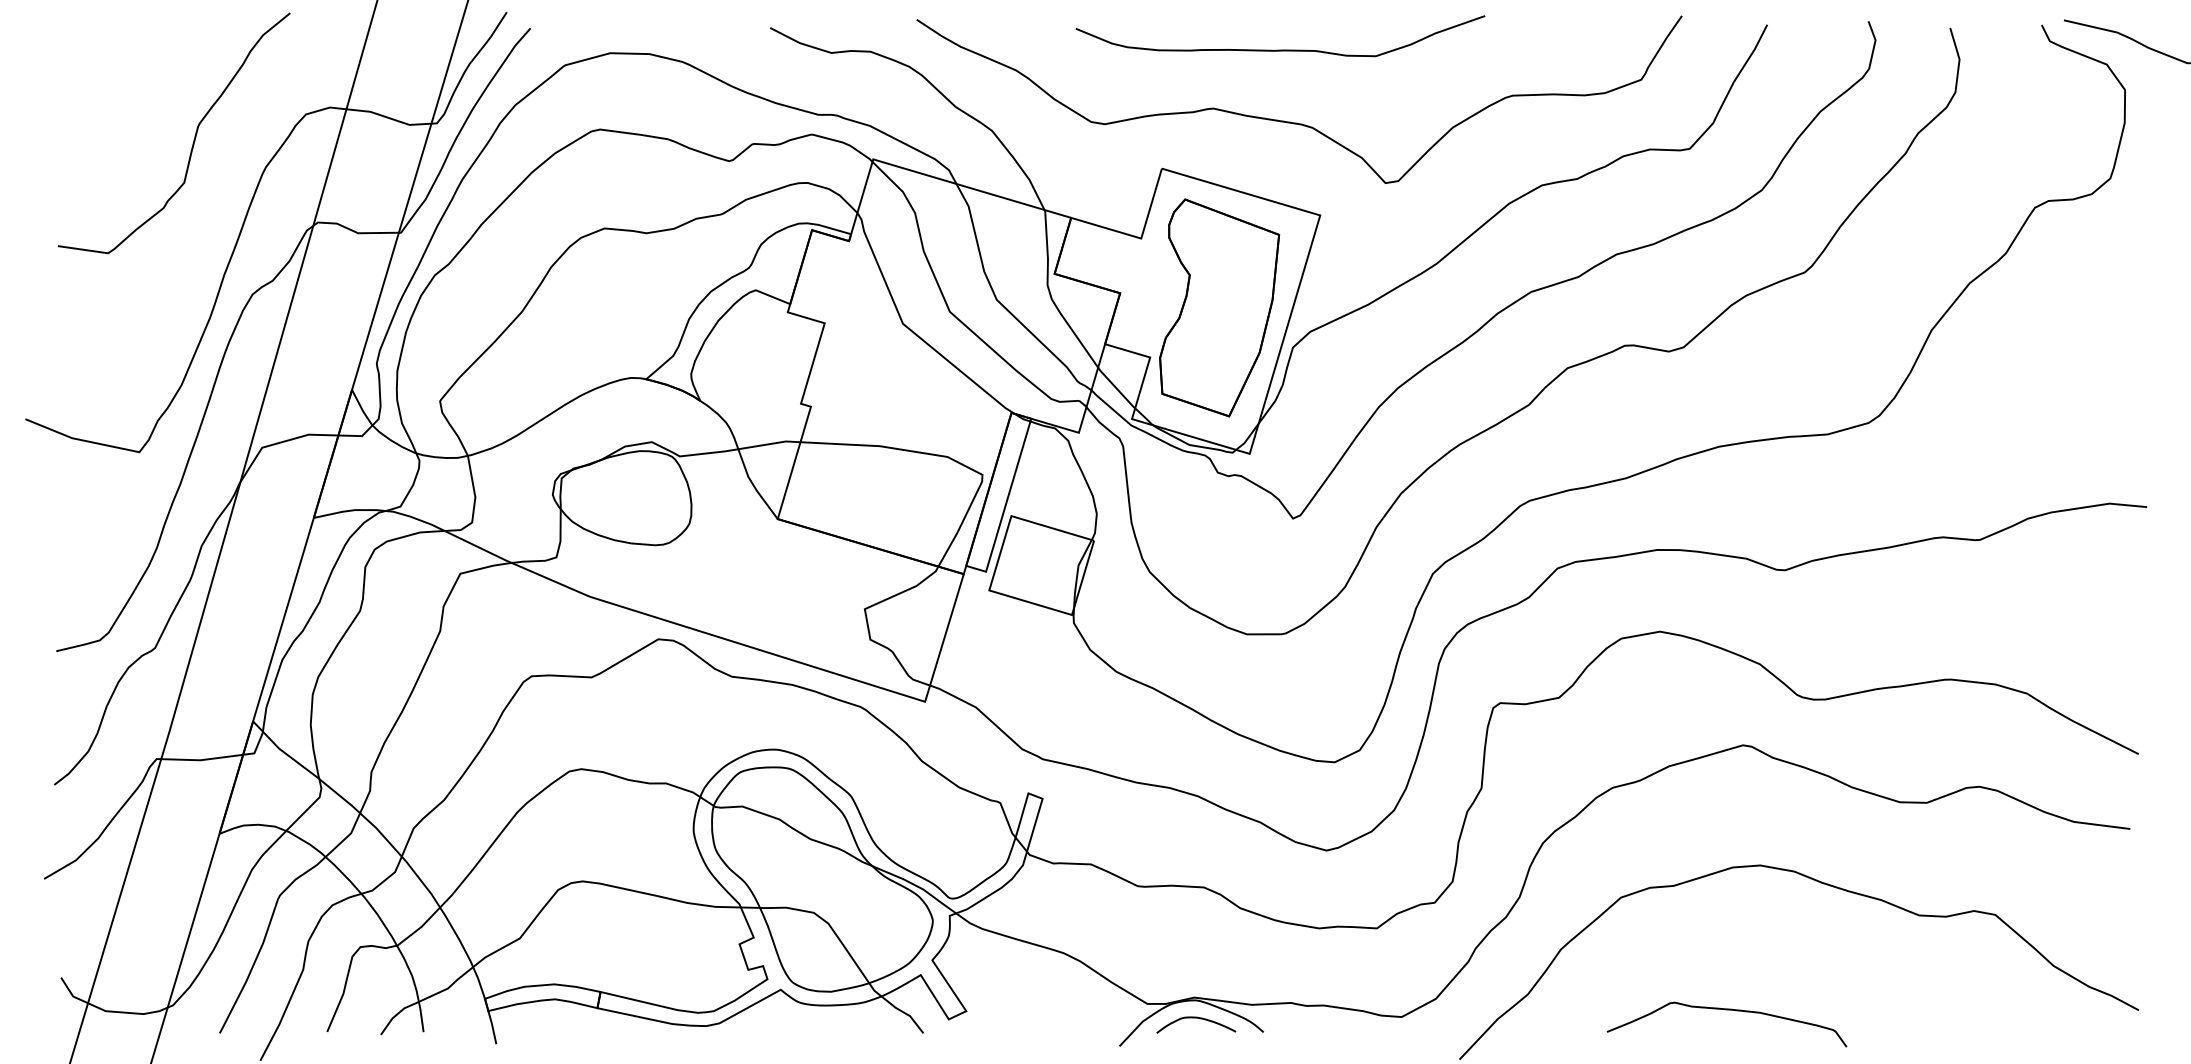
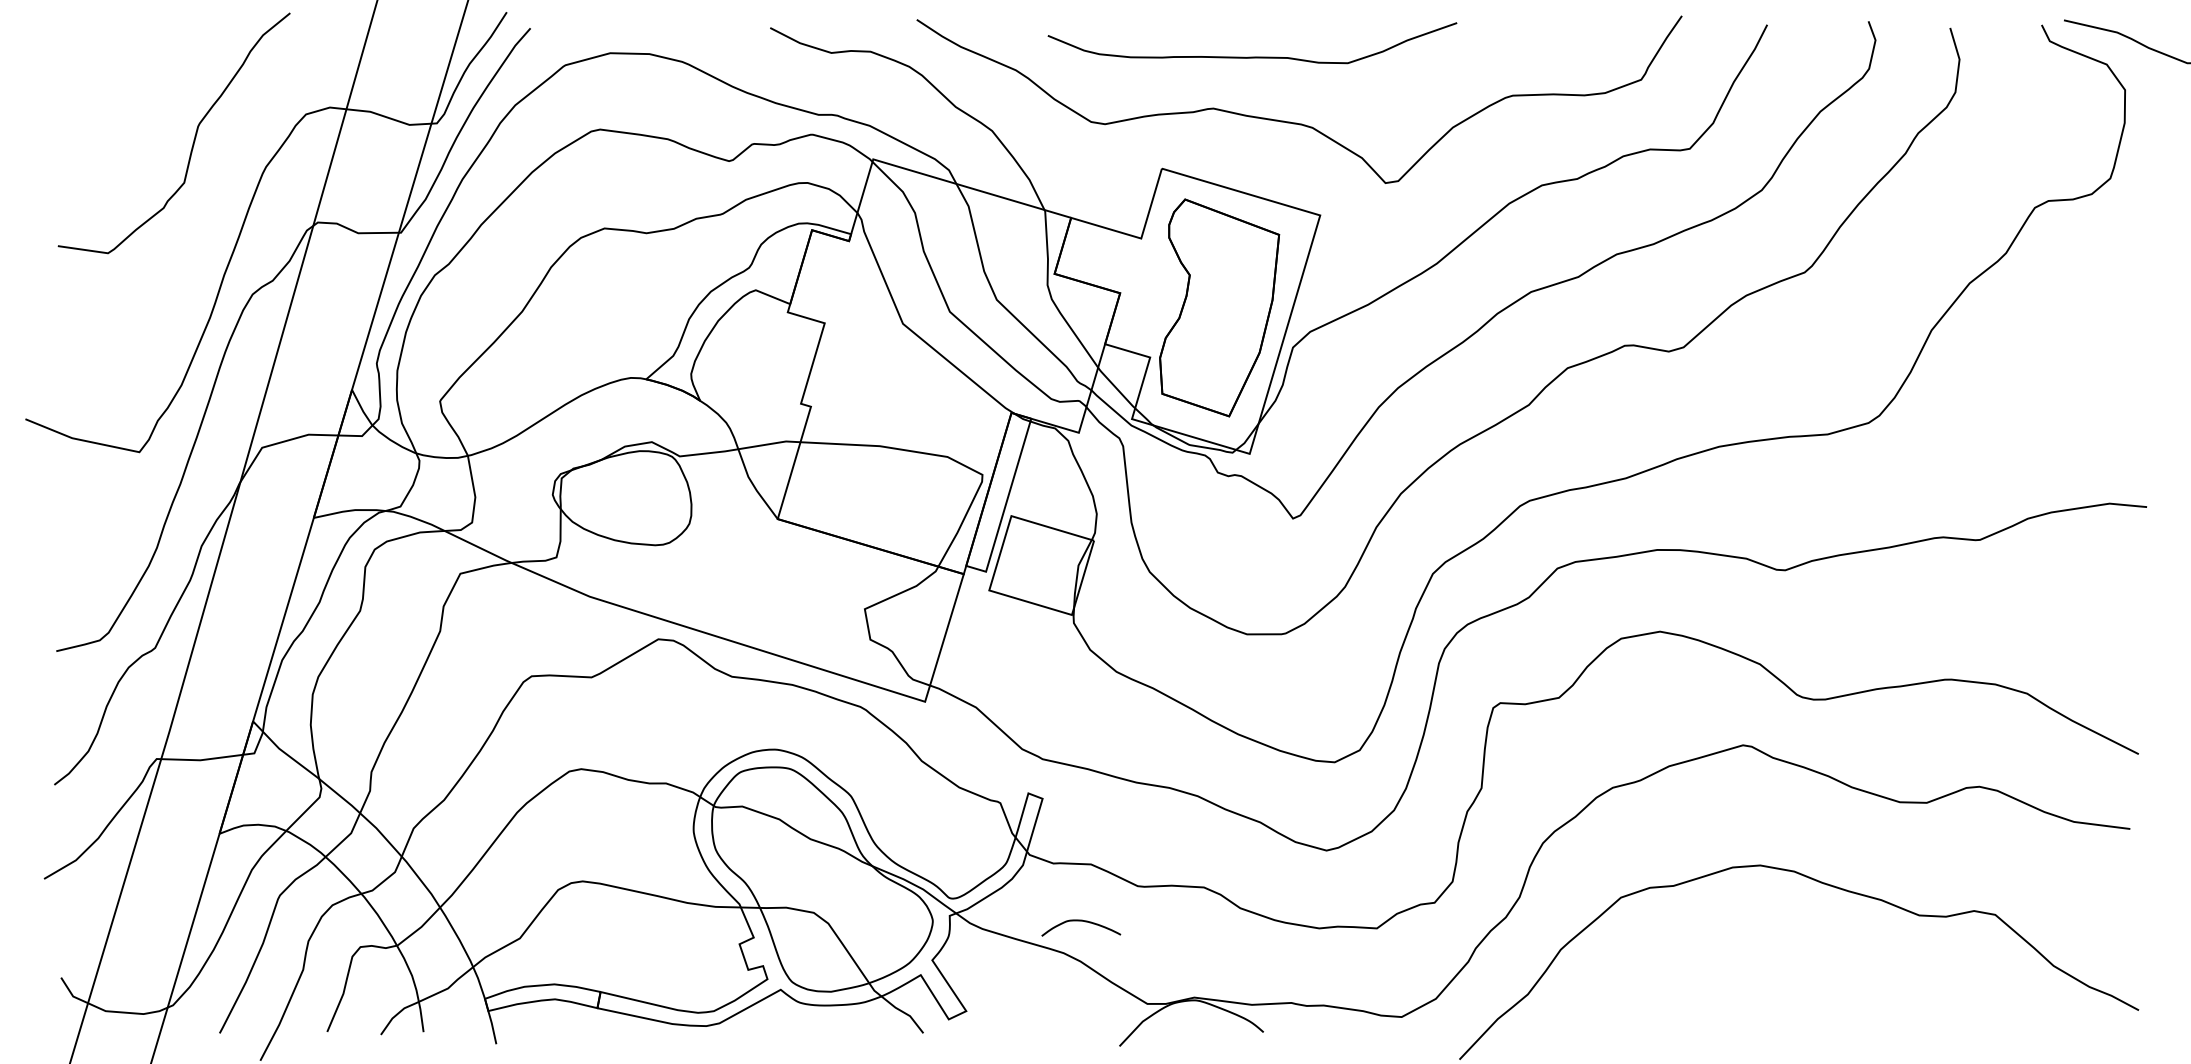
curve position: (1280, 49) -> (1252, 56) (1252, 56)
curve: present -> none (1726, 1010)
curve position: (1196, 1018) -> (1081, 921) (1081, 921)
